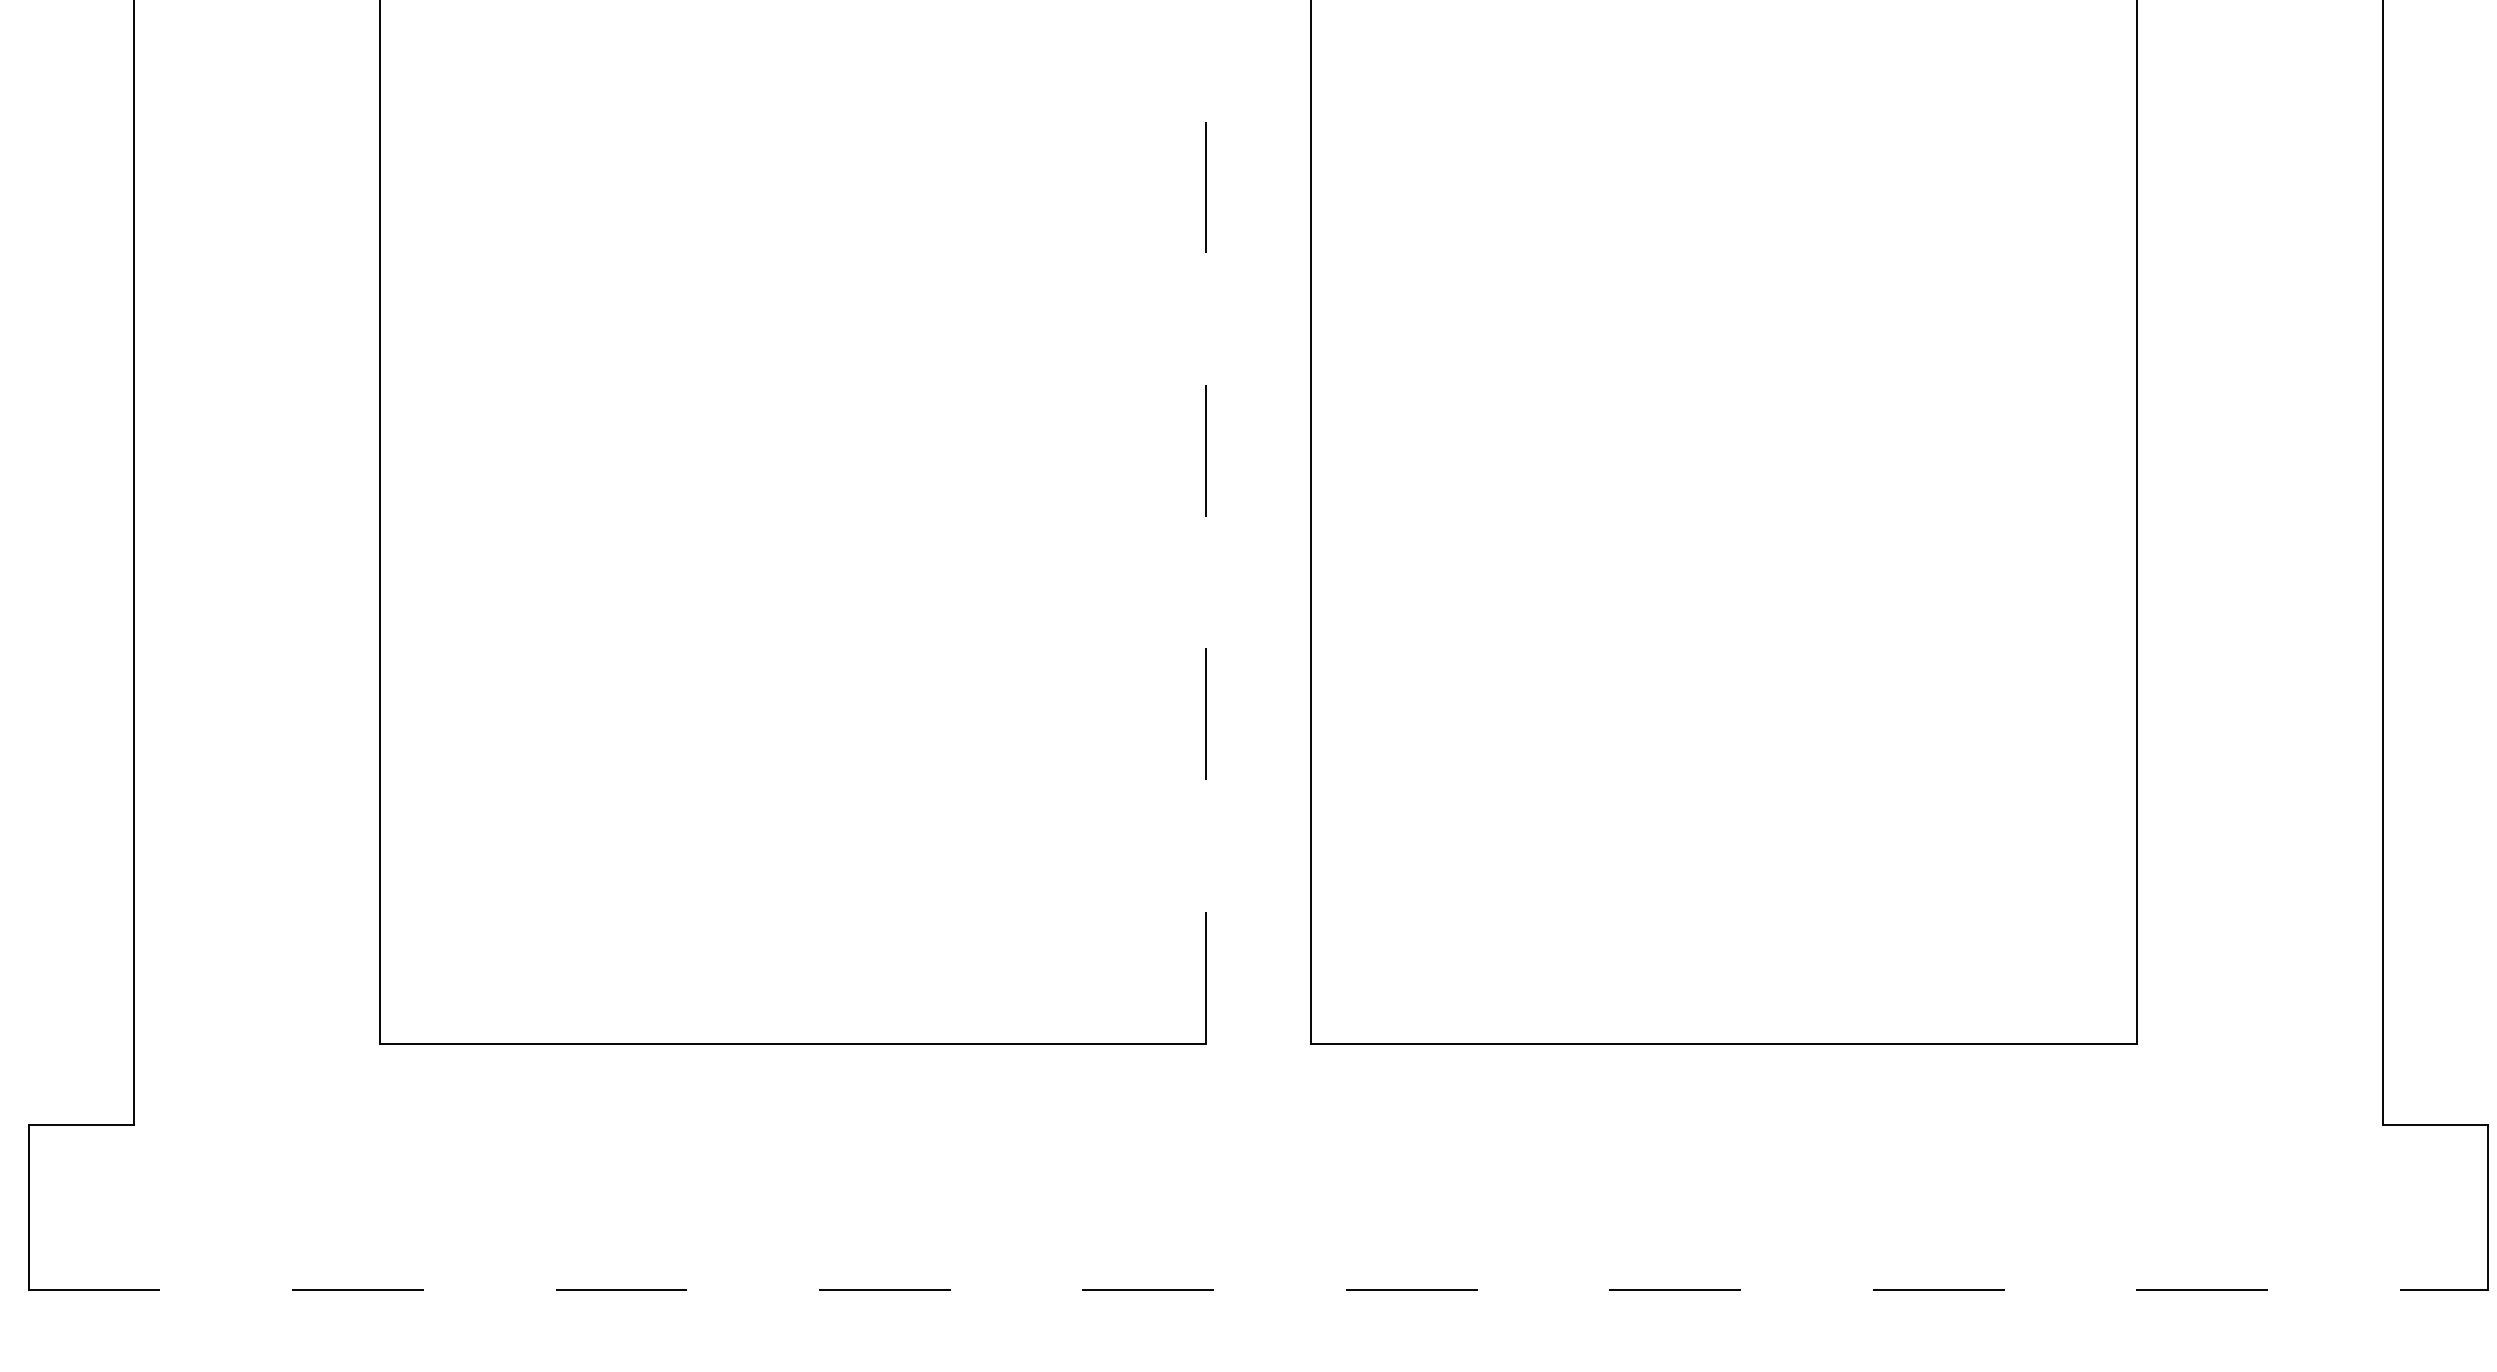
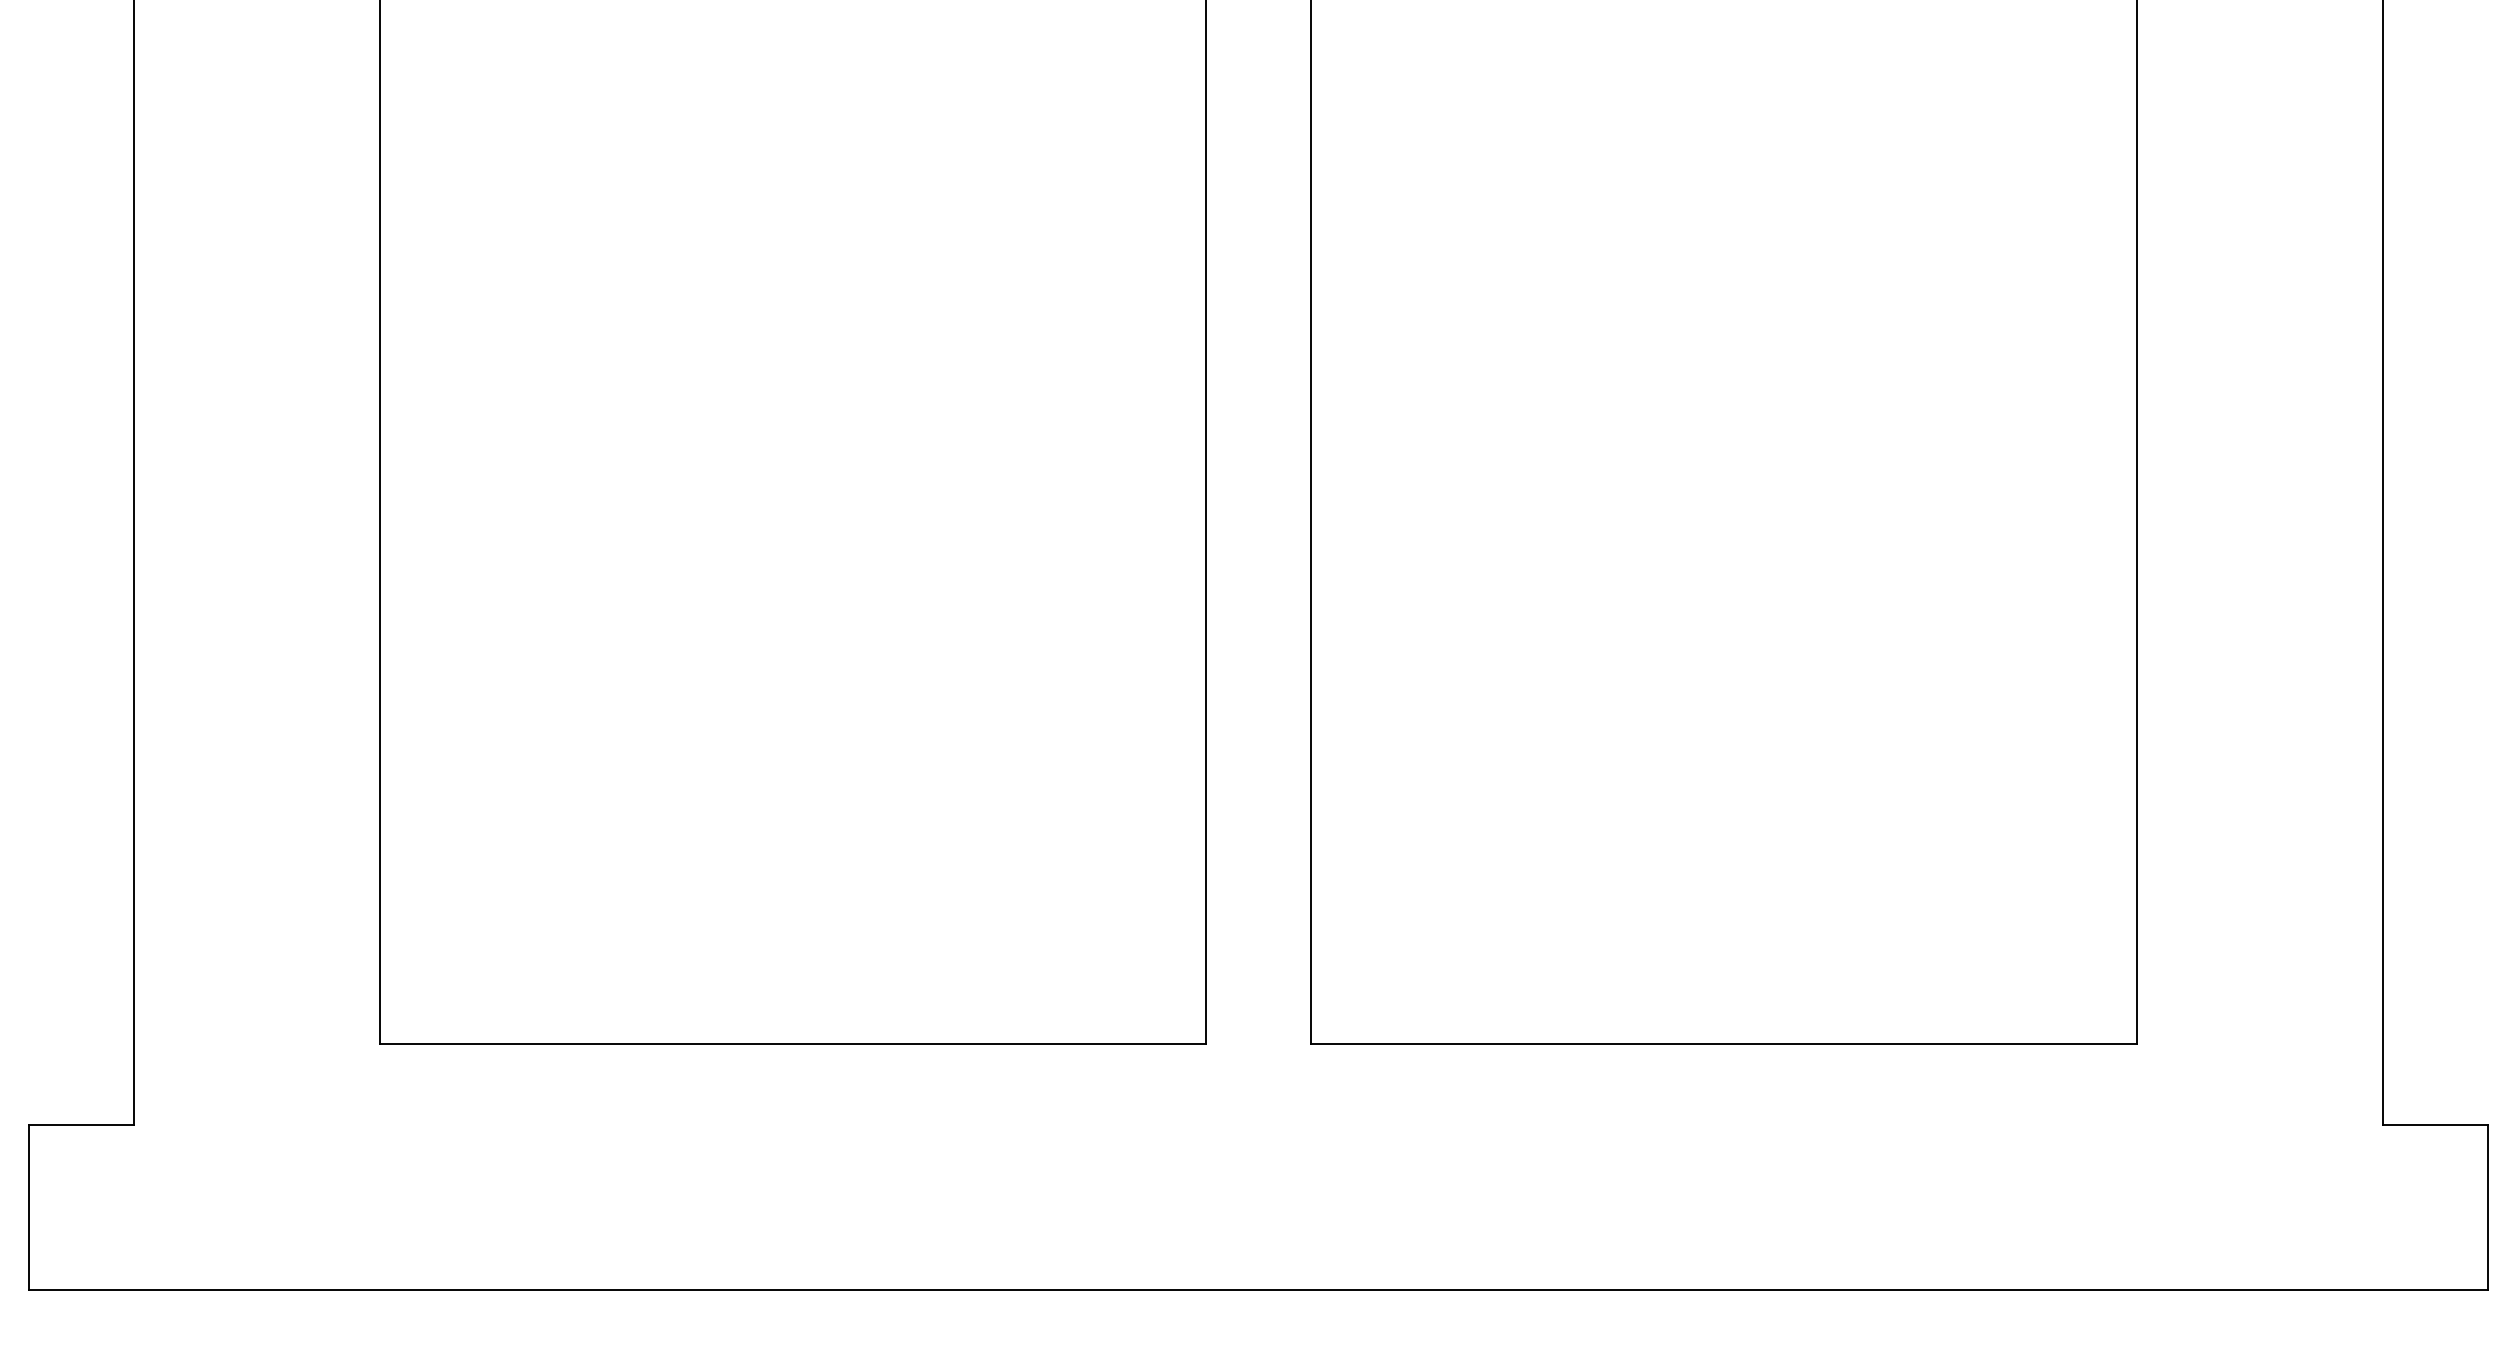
line: dashed -> solid (1205, 521)
line: dashed -> solid (1258, 1289)
